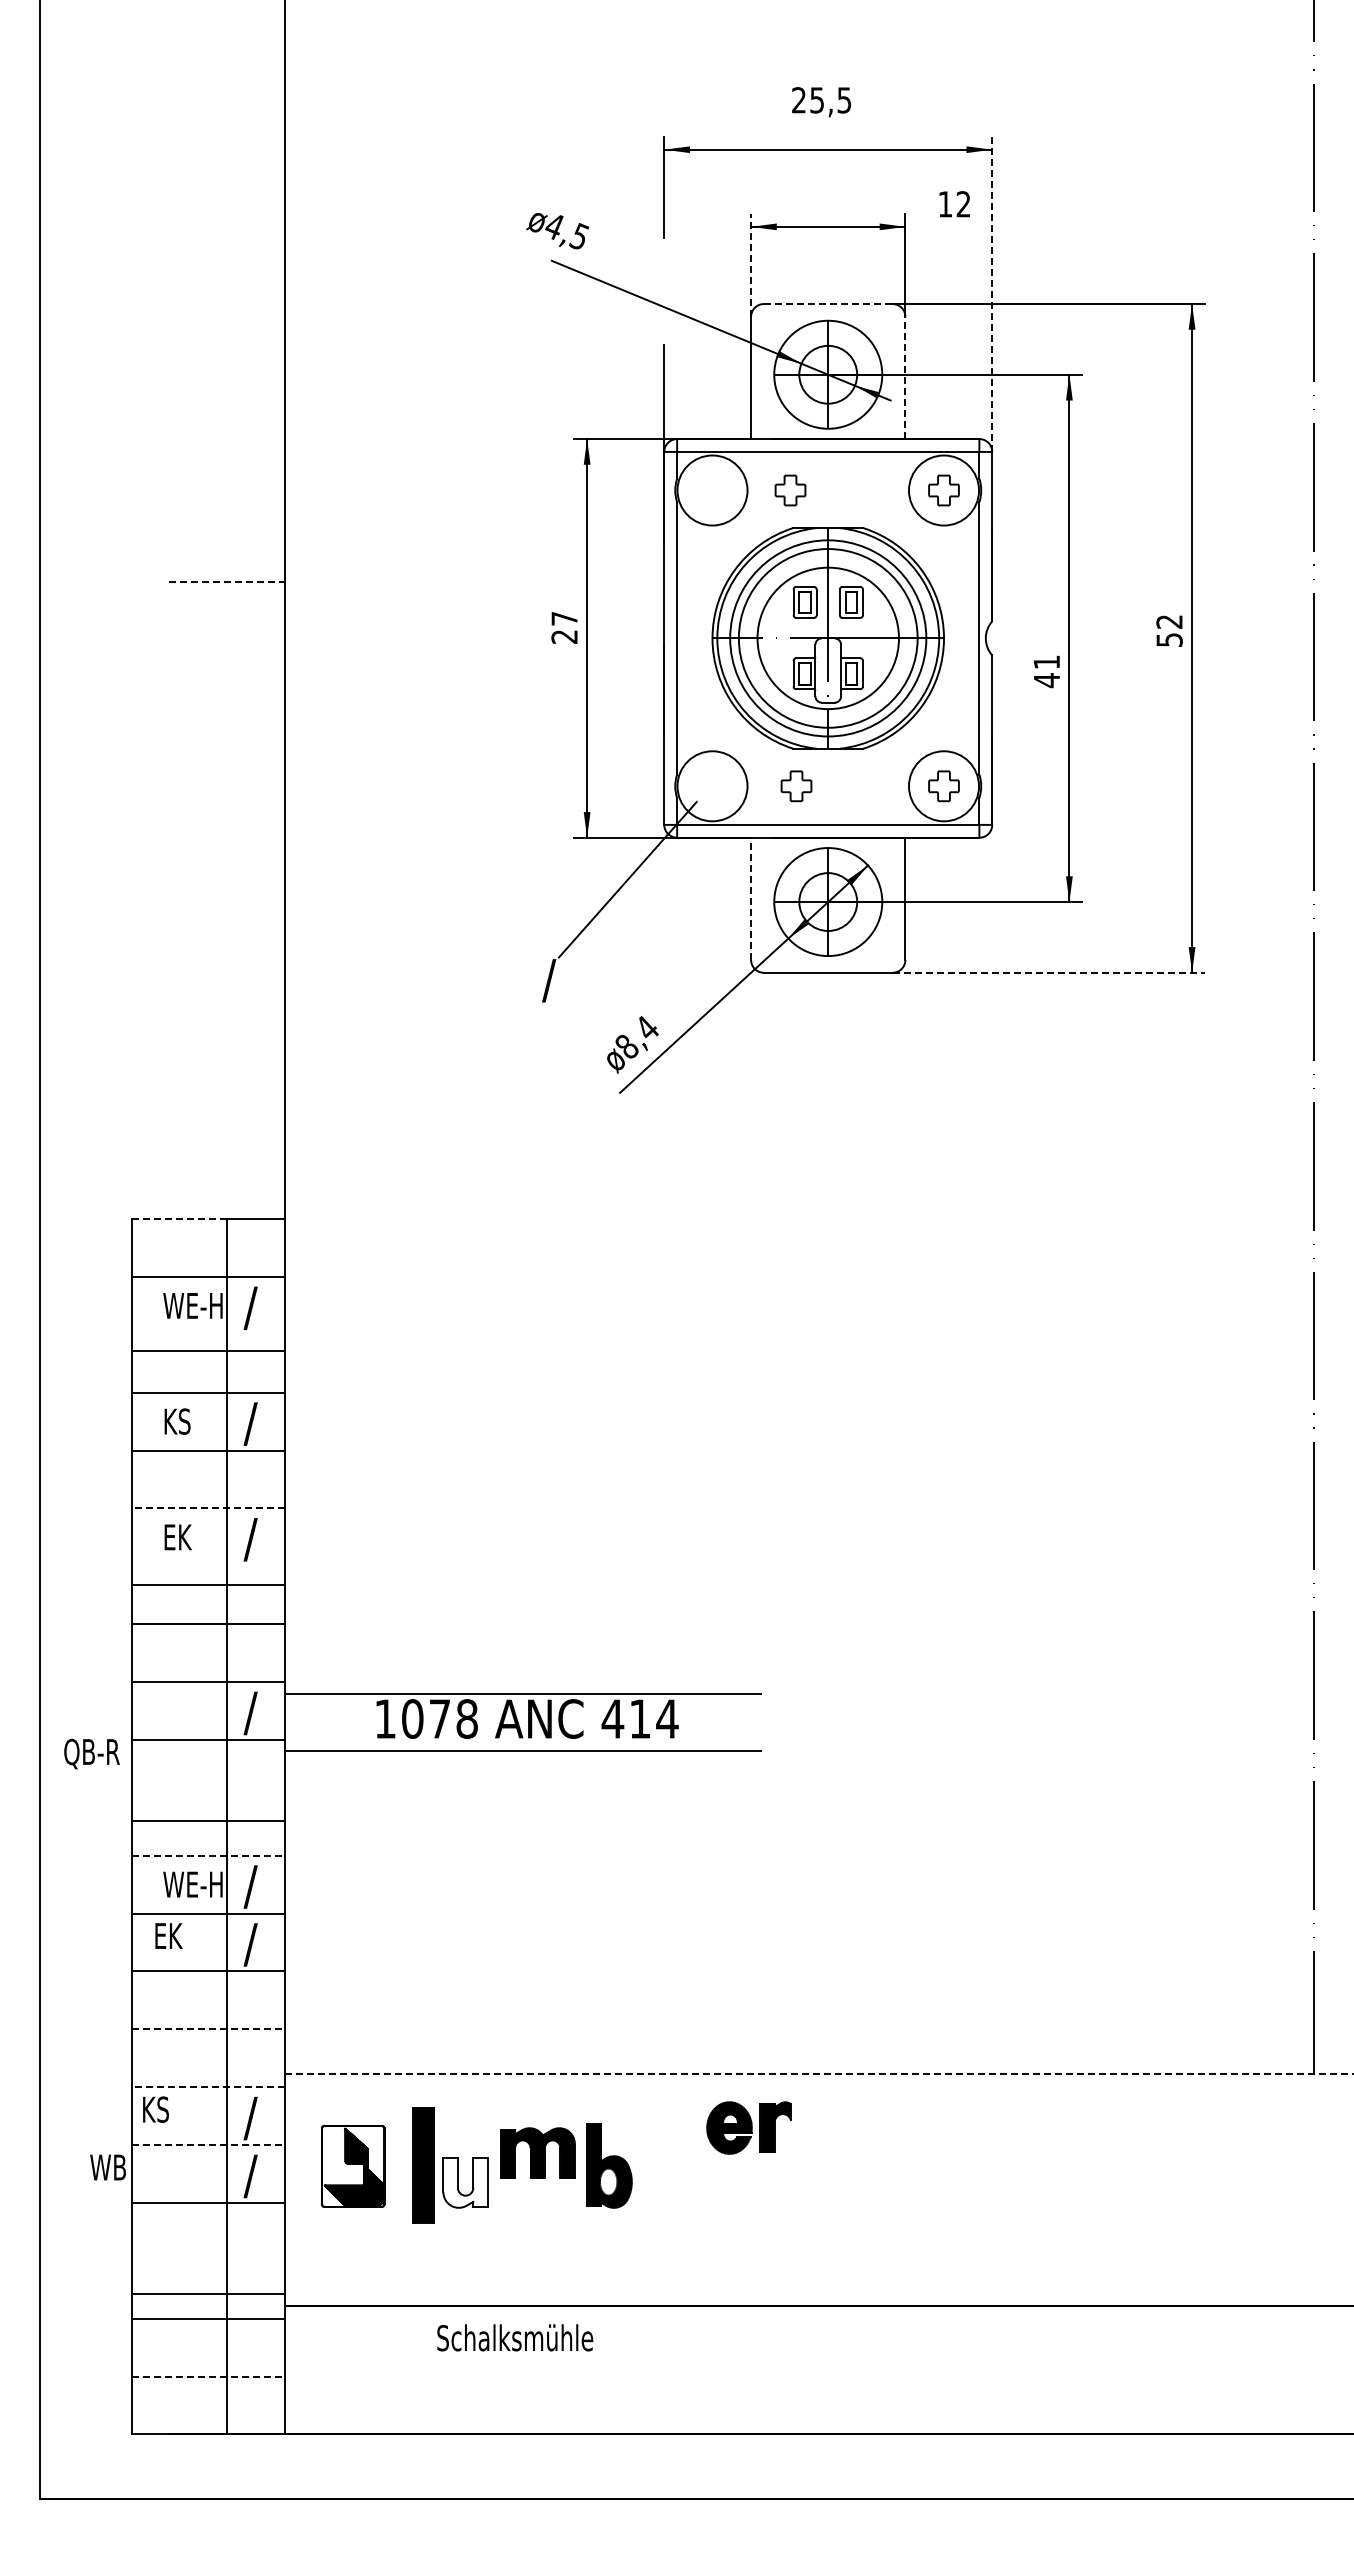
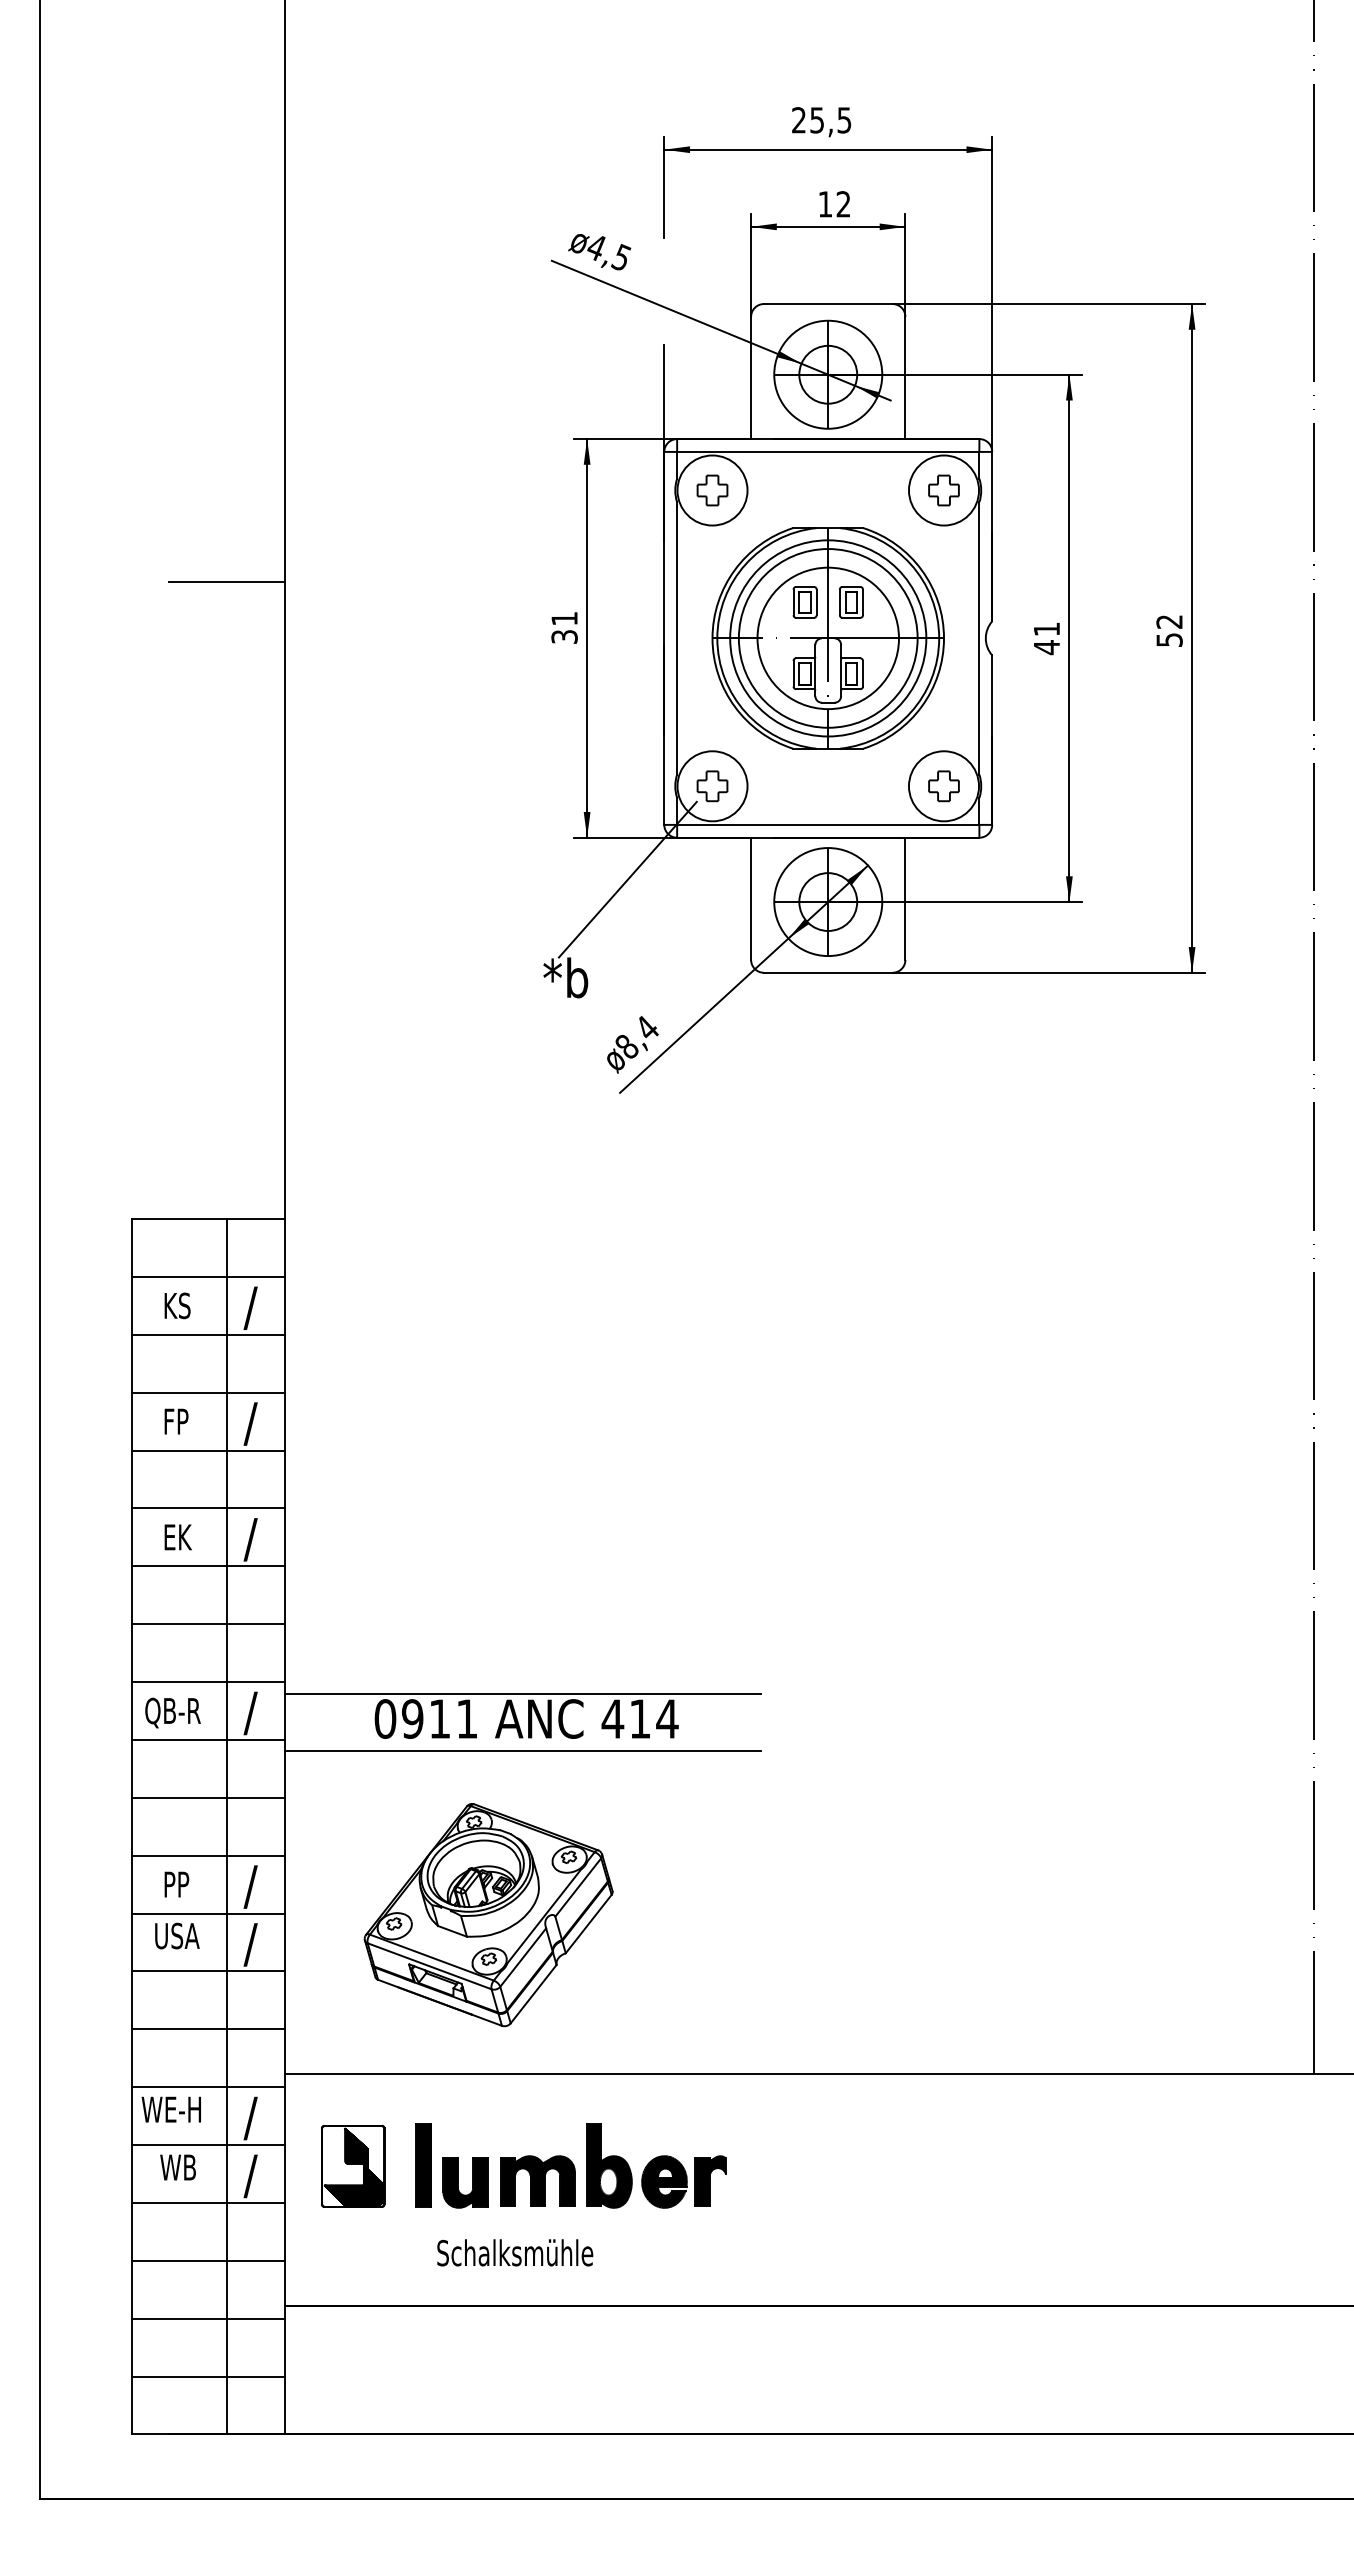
text position: (821, 102) -> (821, 122) (821, 122)
text position: (954, 204) -> (834, 204) (834, 204)
text position: (557, 231) -> (599, 252) (599, 252)
line: dashed -> solid (751, 264)
line: dashed -> solid (992, 294)
line: dashed -> solid (828, 304)
line: dashed -> solid (905, 377)
part position: (790, 490) -> (712, 490) (712, 490)
line: dashed -> solid (226, 582)
text: 27 -> 31 (564, 627)
text position: (1046, 671) -> (1046, 638) (1046, 638)
part position: (796, 786) -> (712, 786) (712, 786)
line: dashed -> solid (751, 898)
line: dashed -> solid (1049, 972)
text: / -> *b (565, 979)
line: dashed -> solid (179, 1219)
text: WE-H -> KS (192, 1305)
line position: (207, 1350) -> (207, 1334) (207, 1334)
text: KS -> FP (178, 1421)
line: dashed -> solid (208, 1508)
line position: (207, 1585) -> (207, 1566) (207, 1566)
text: 1078 -> 0911 (425, 1718)
text position: (91, 1753) -> (172, 1712) (172, 1712)
line position: (207, 1820) -> (207, 1797) (207, 1797)
line: dashed -> solid (208, 1855)
text: WE-H -> PP (192, 1884)
part: none -> present (488, 1915)
text: EK -> USA (177, 1935)
line: dashed -> solid (208, 2029)
line: dashed -> solid (819, 2074)
line: dashed -> solid (208, 2087)
text: KS -> WE-H (170, 2109)
part position: (748, 2127) -> (683, 2181) (683, 2181)
line: dashed -> solid (208, 2145)
part position: (537, 2152) -> (537, 2180) (537, 2180)
part size: 23x117 px -> 17x85 px (423, 2165)
text position: (107, 2167) -> (177, 2167) (177, 2167)
fill: none -> present (465, 2182)
line position: (207, 2293) -> (207, 2260) (207, 2260)
text position: (515, 2337) -> (515, 2252) (515, 2252)
line: dashed -> solid (208, 2376)
